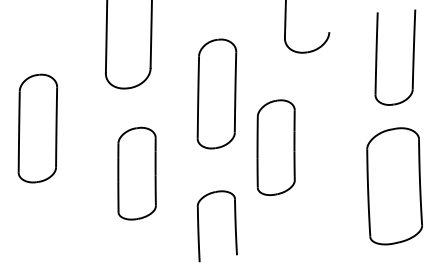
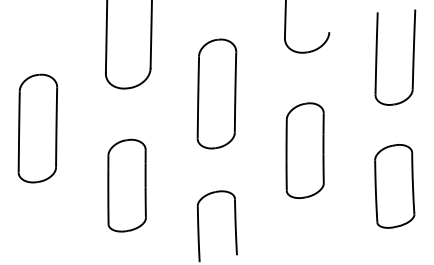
part position: (275, 147) -> (304, 150) (304, 150)
part position: (136, 173) -> (126, 185) (126, 185)
part size: 57x119 px -> 42x85 px (394, 186)
